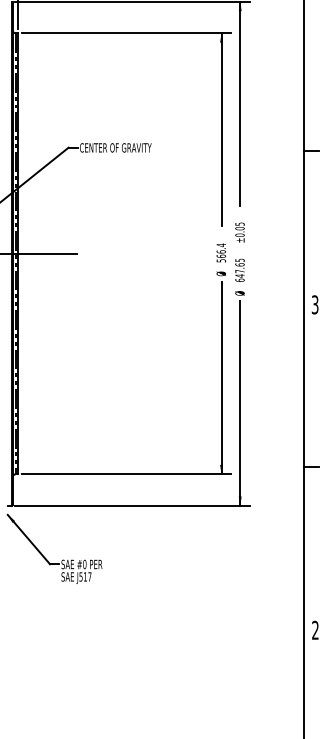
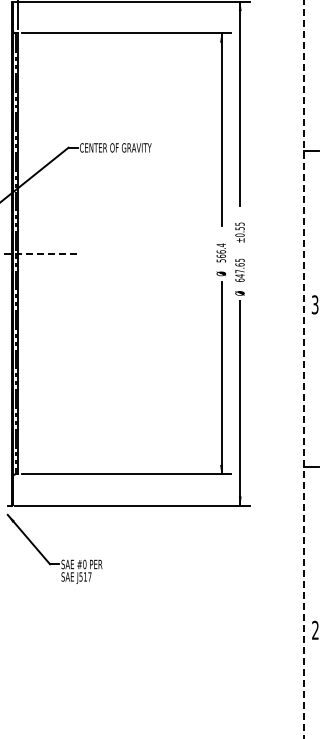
text: ±0.05 -> ±0.55 (239, 228)
line: solid -> dashed (38, 253)
line: solid -> dashed (303, 369)
